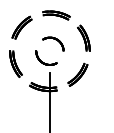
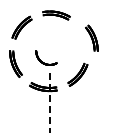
part position: (83, 37) -> (91, 37) (91, 37)
part: present -> none (53, 43)
line: solid -> dashed (49, 103)
